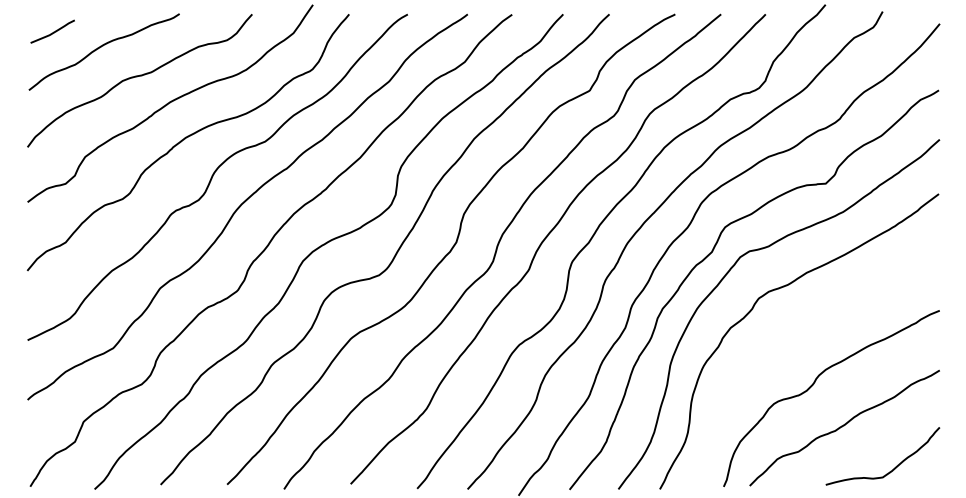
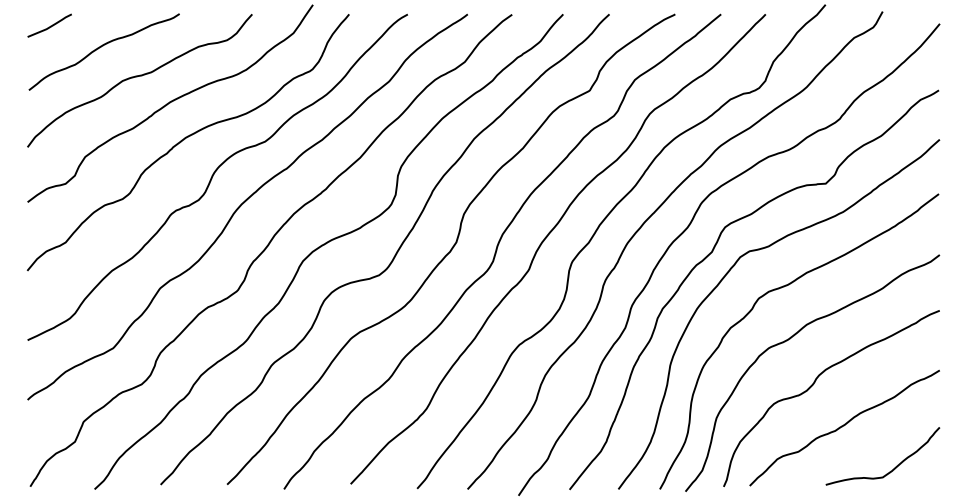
curve position: (53, 31) -> (50, 25) (50, 25)
curve: none -> present (790, 339)
